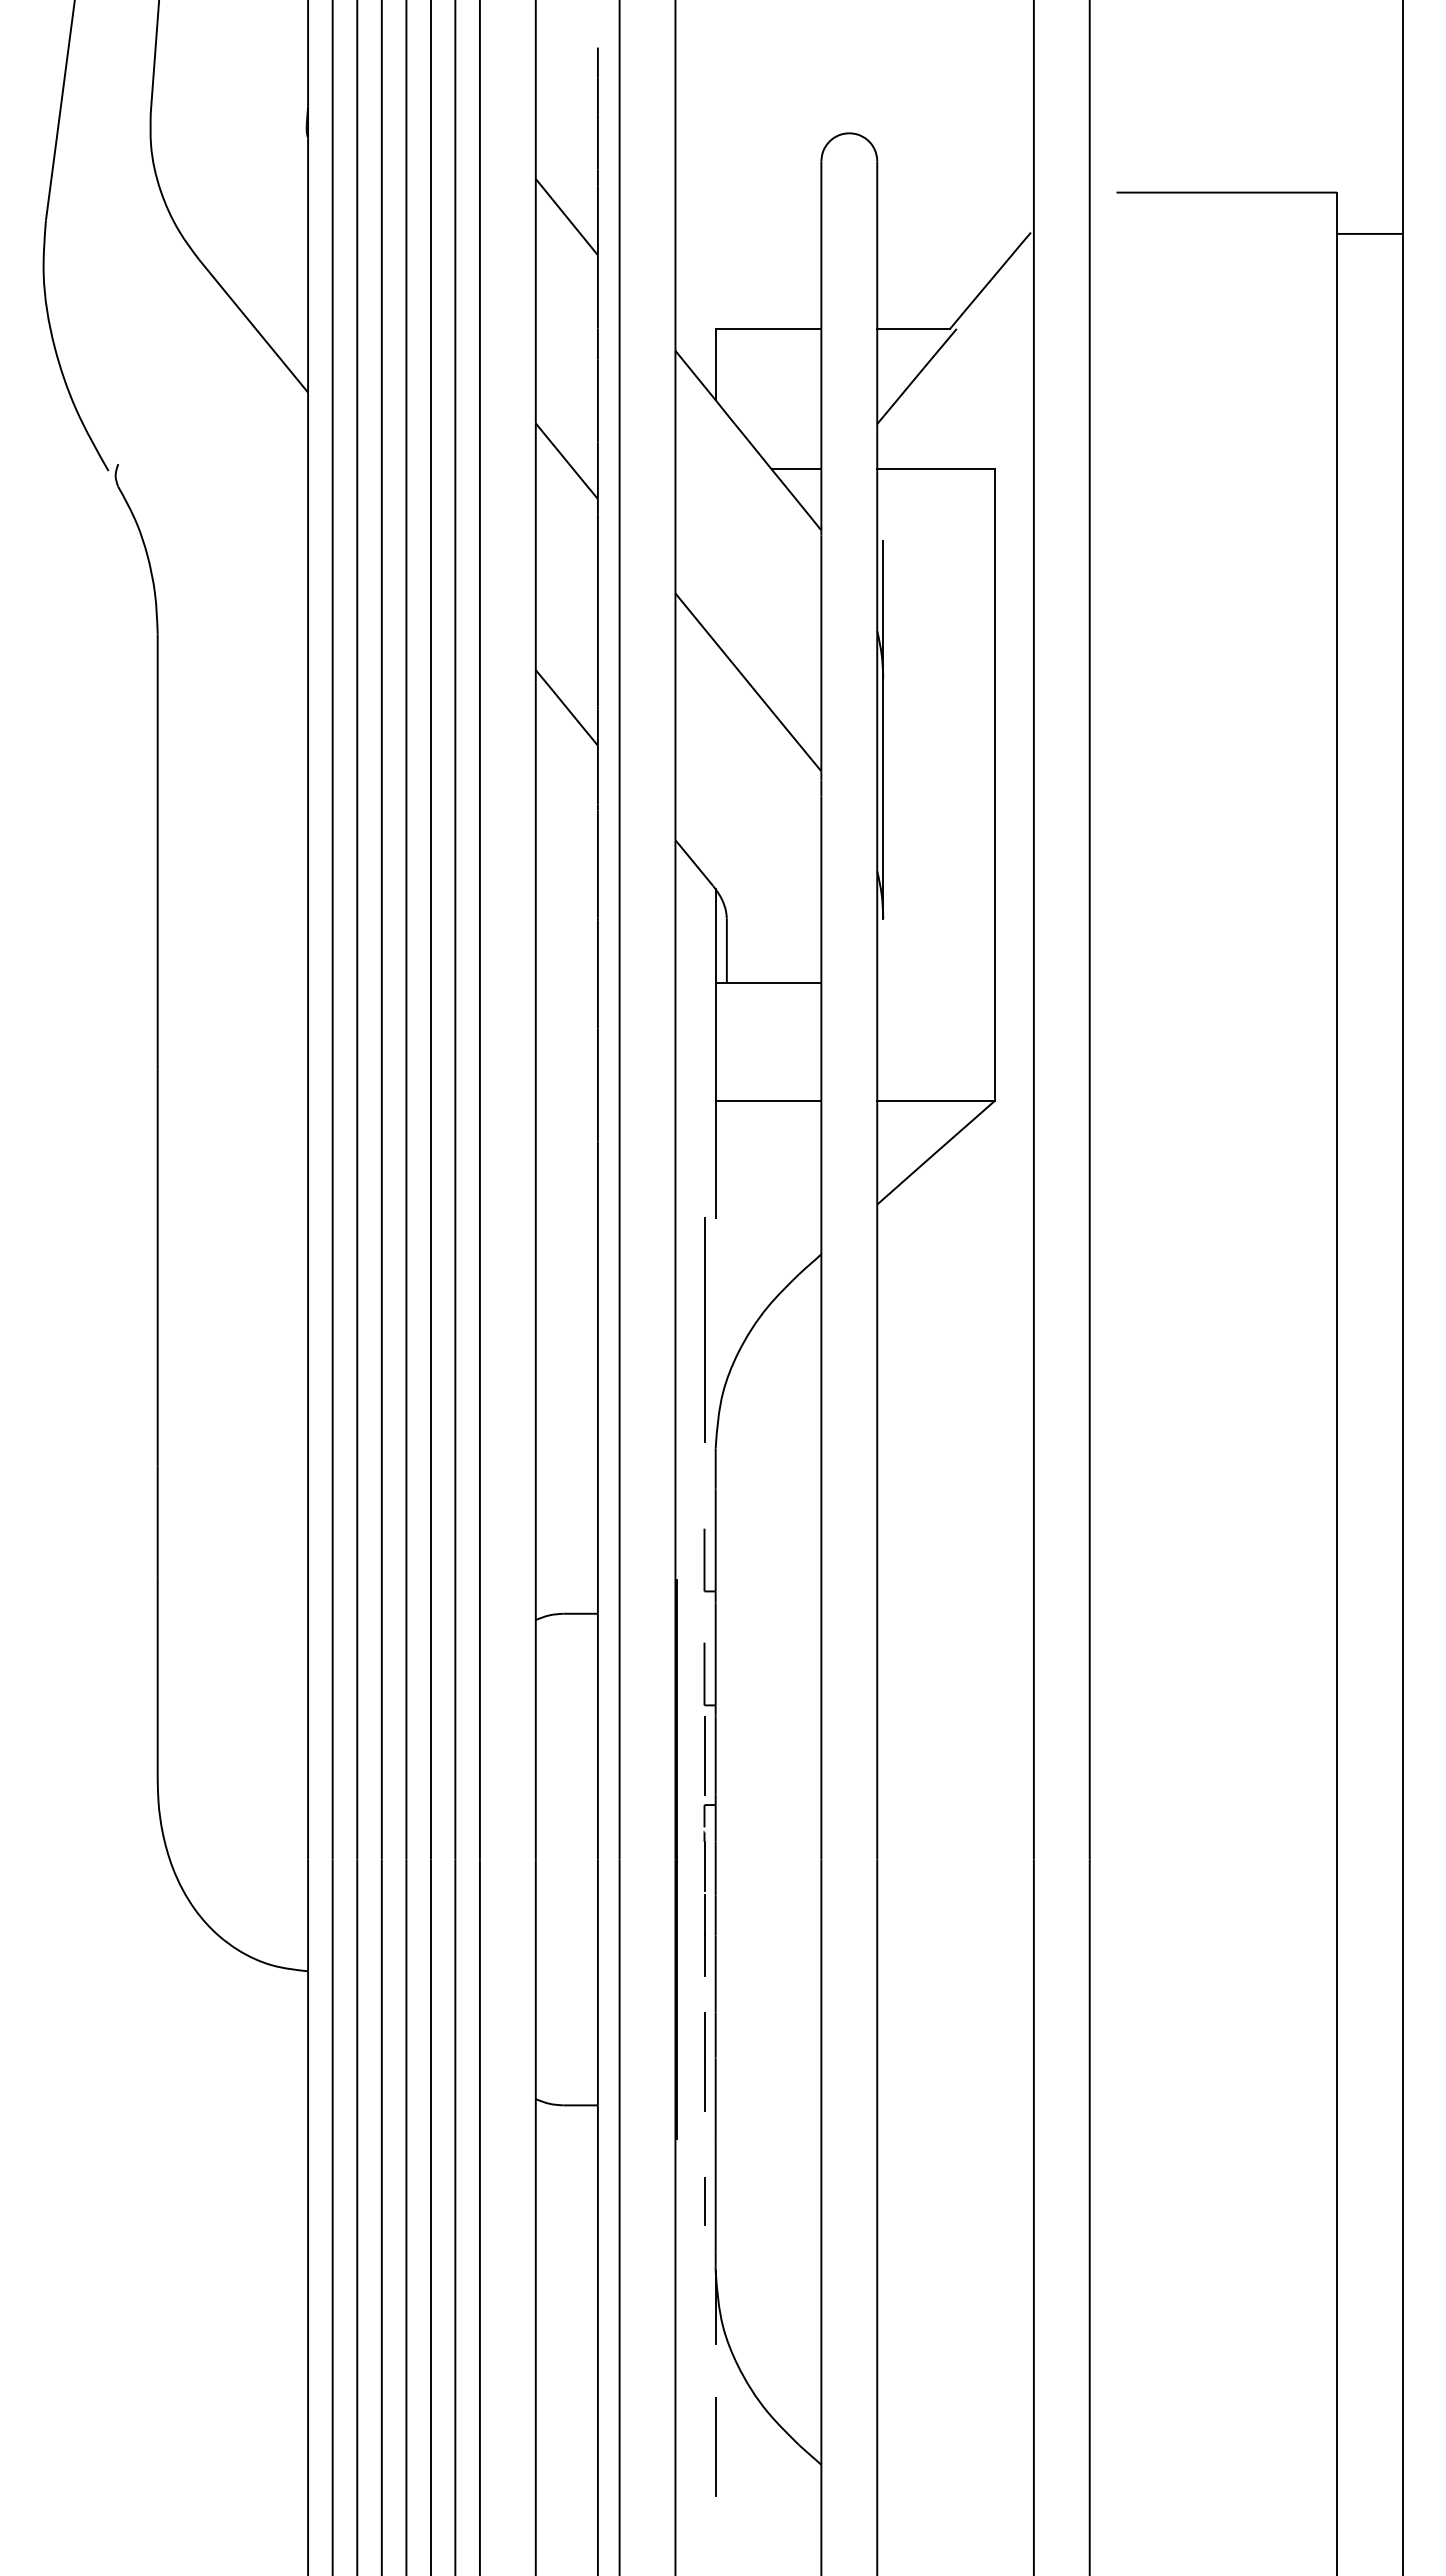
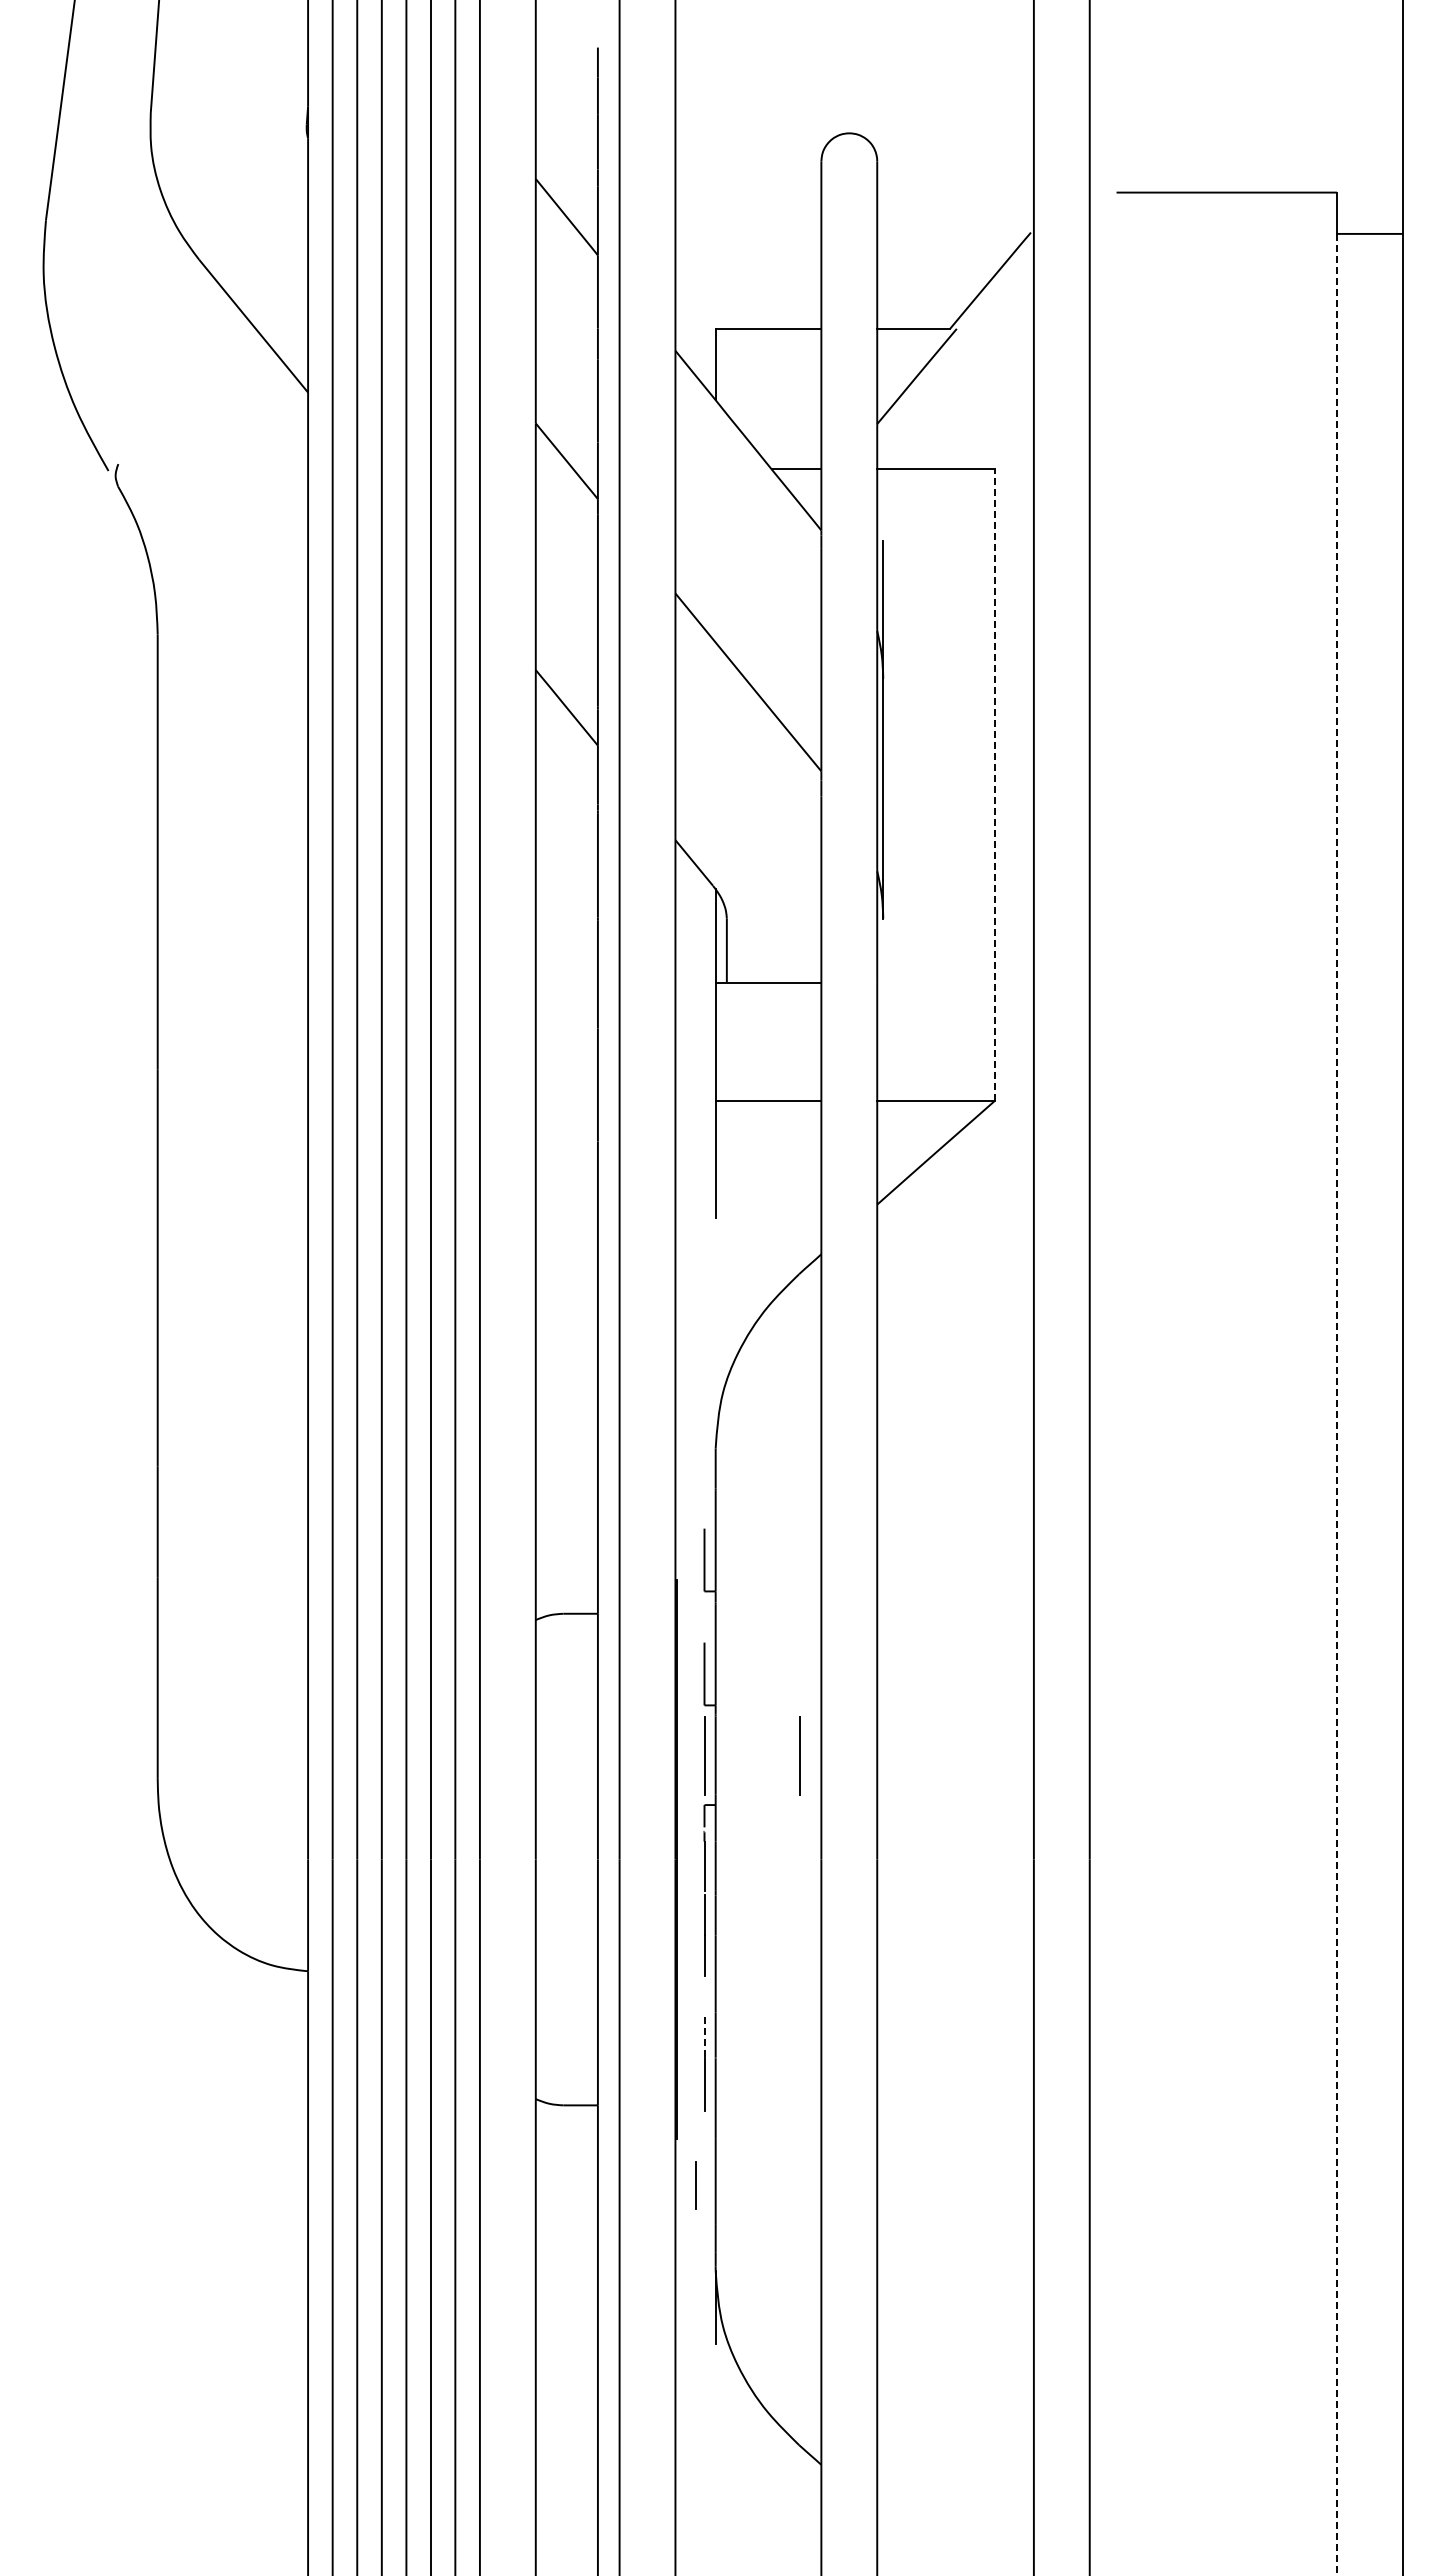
line: solid -> dashed (994, 785)
line: present -> none (704, 1329)
line: solid -> dashed (1336, 1404)
line: none -> present (799, 1755)
line: solid -> dashed (704, 2034)
line position: (704, 2201) -> (695, 2185) (695, 2185)
line: present -> none (715, 2447)
